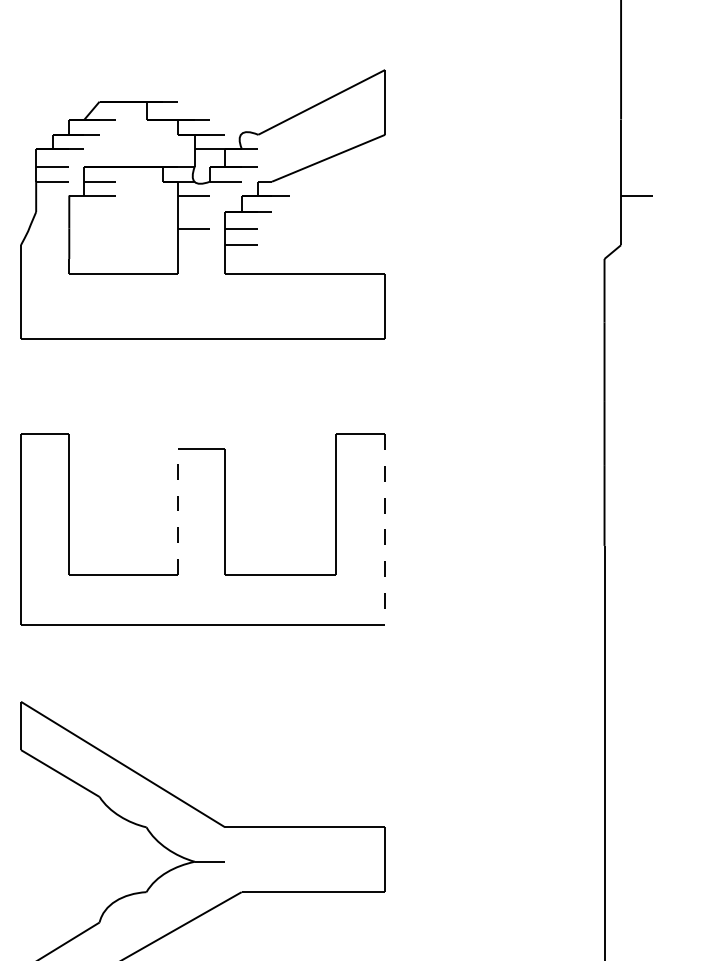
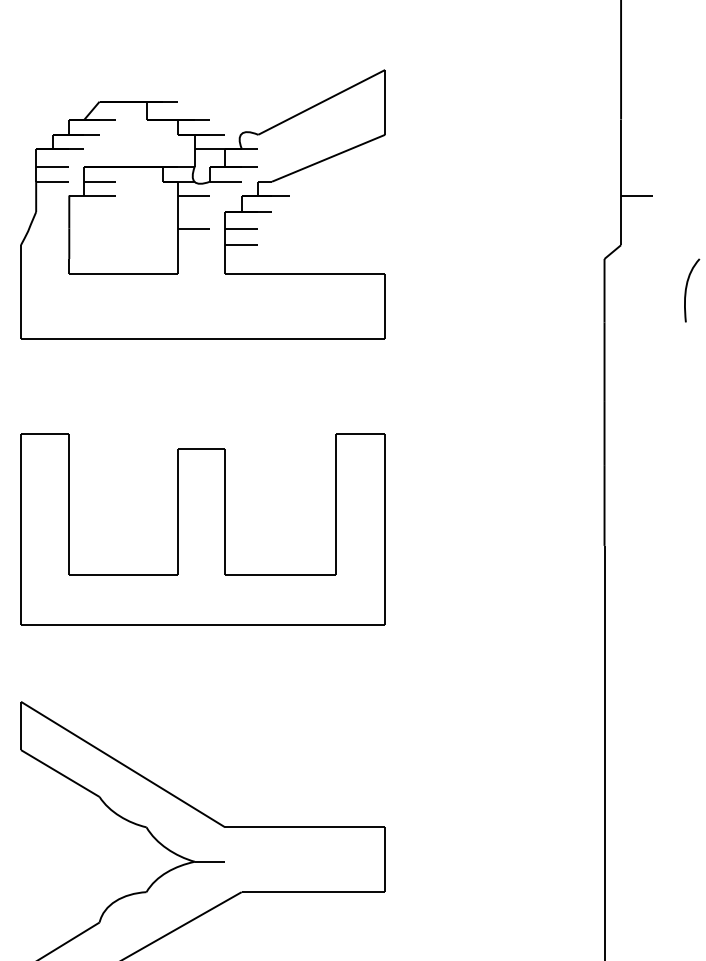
curve: none -> present (687, 287)
line: dashed -> solid (178, 512)
line: dashed -> solid (385, 529)
